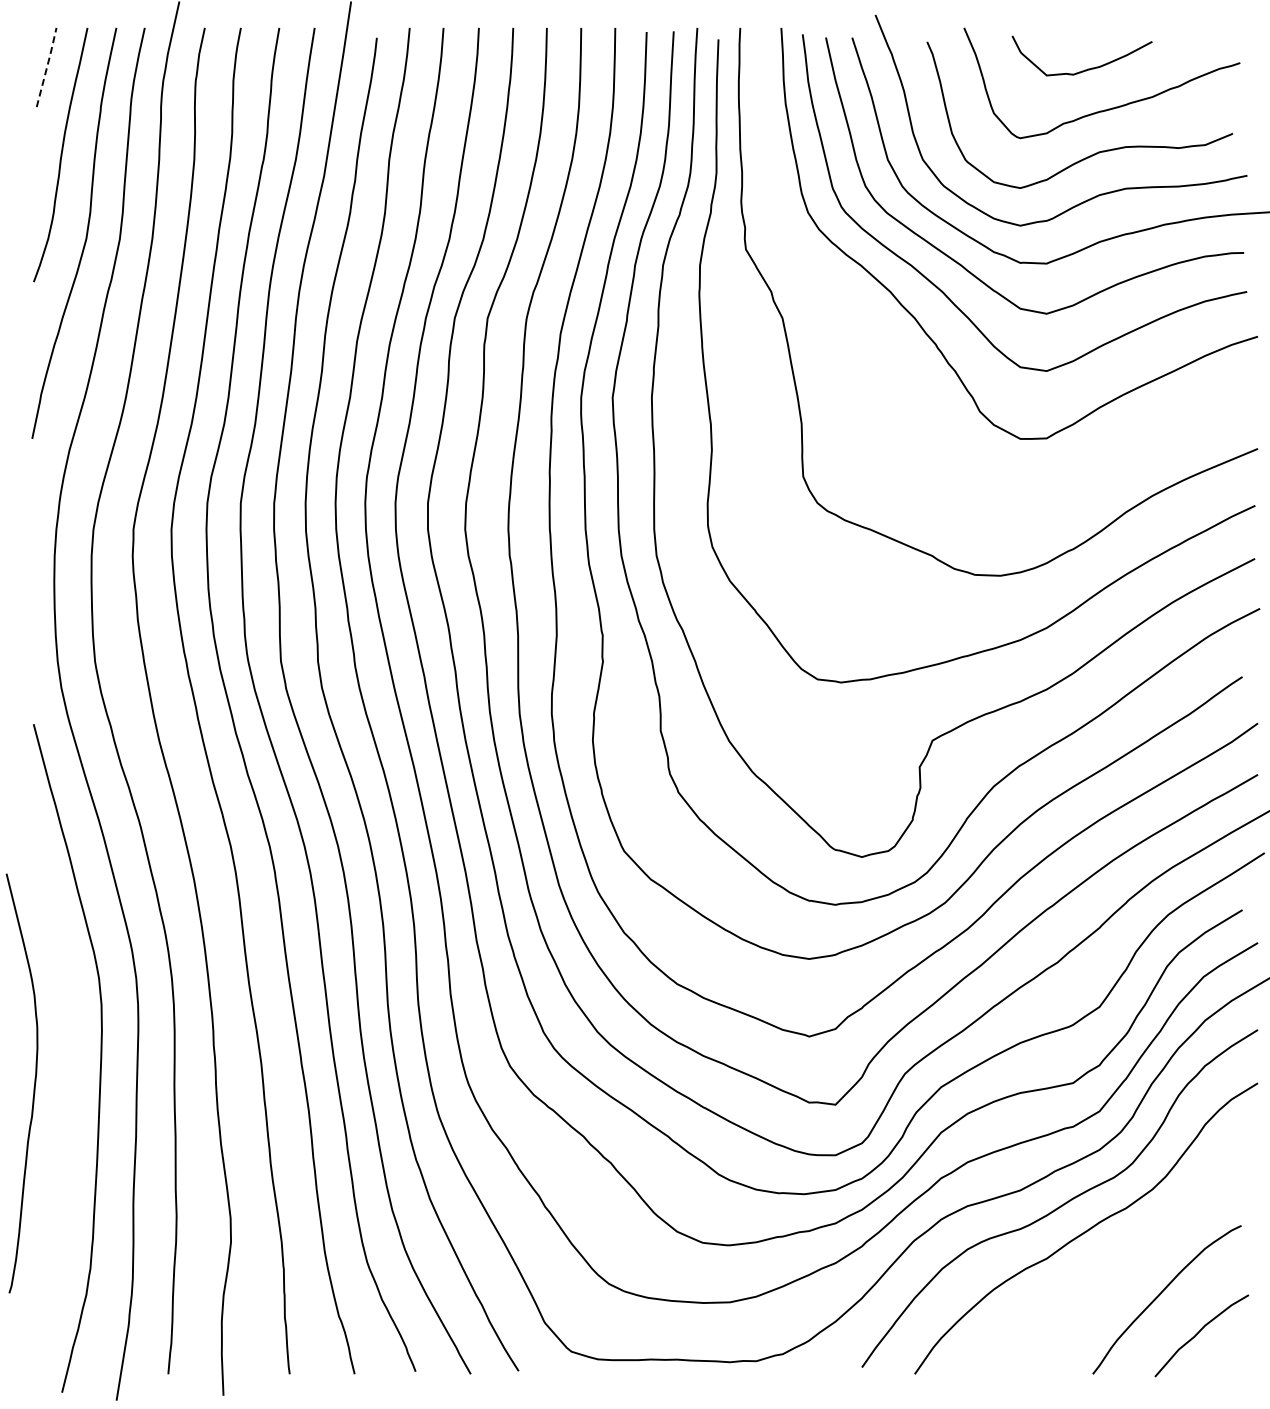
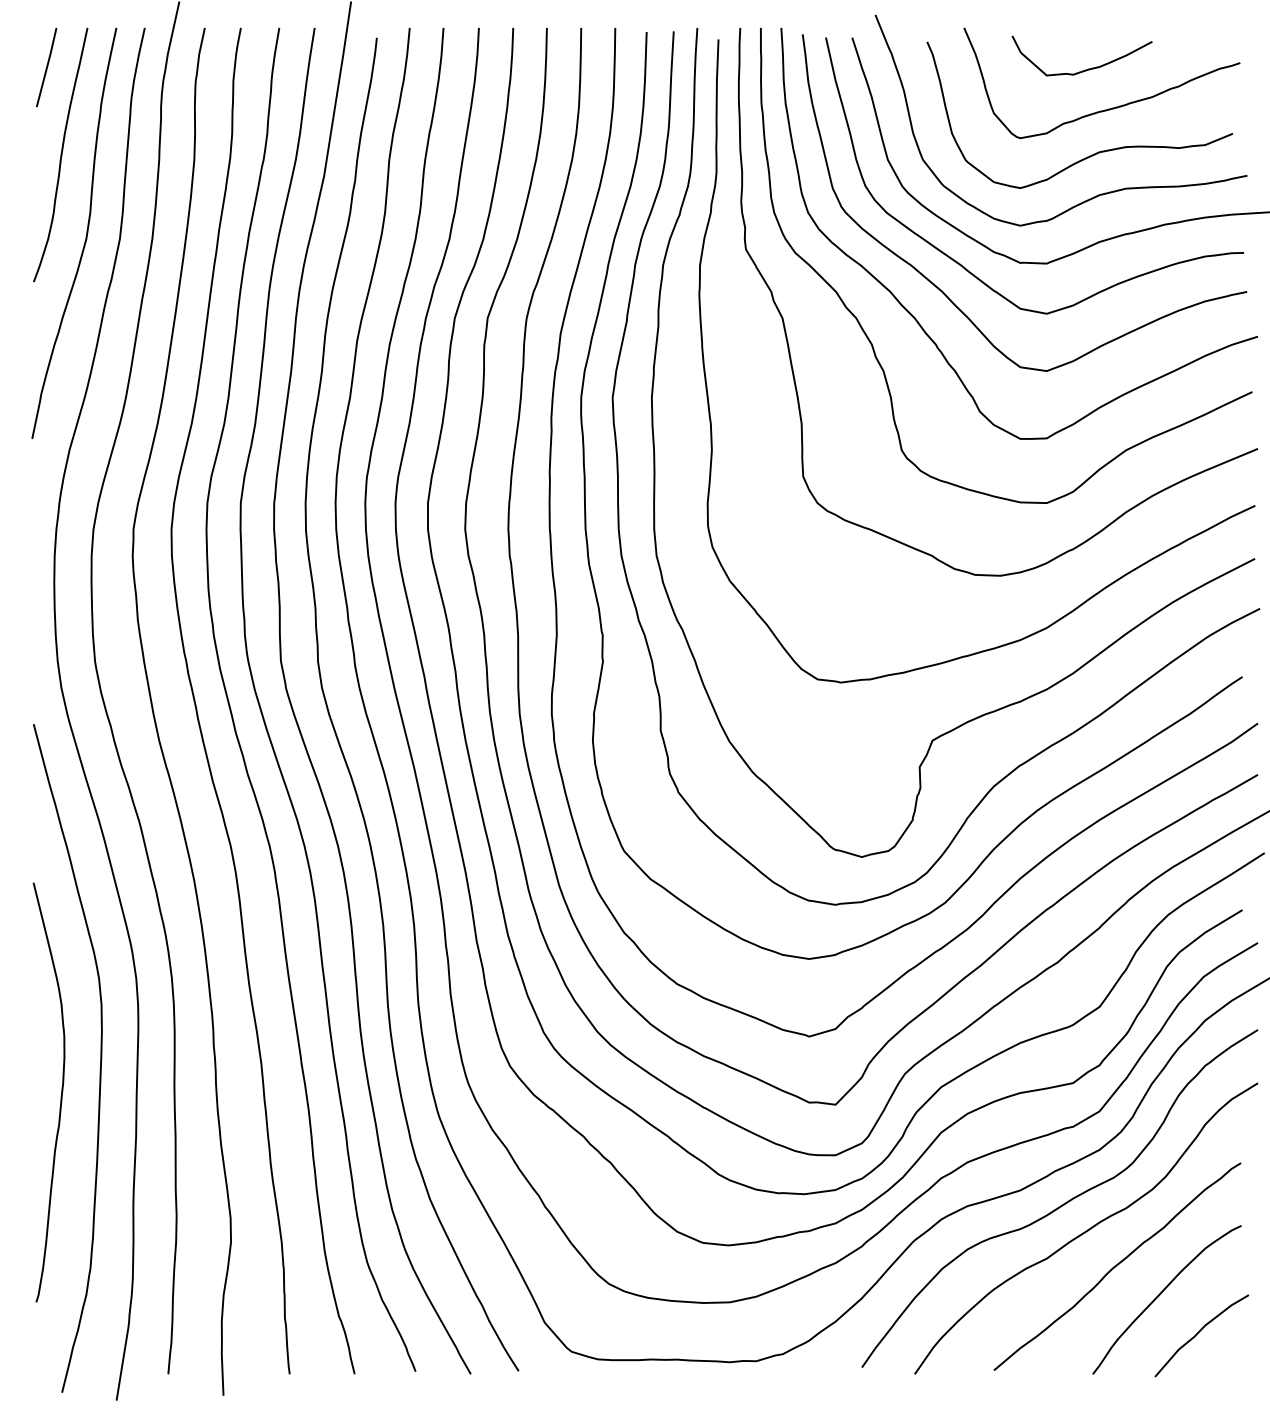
line: dashed -> solid (47, 66)
curve: none -> present (871, 341)
curve position: (33, 1087) -> (60, 1096) (60, 1096)
curve: none -> present (1117, 1265)
